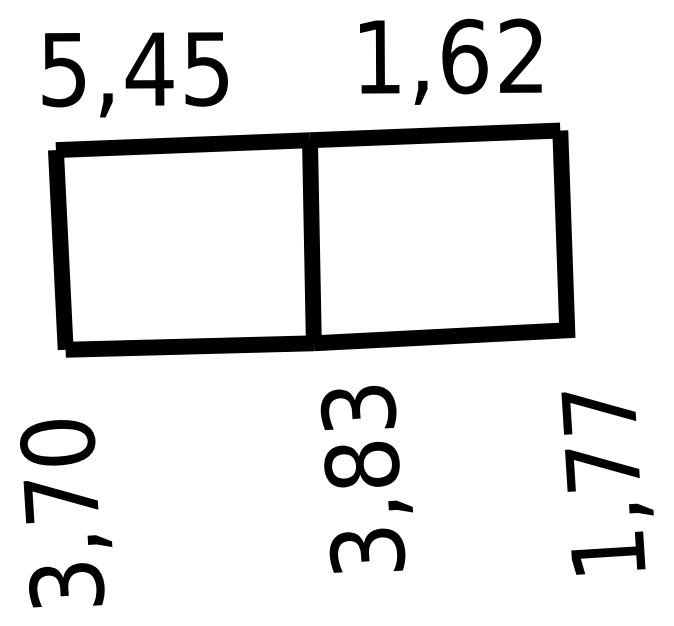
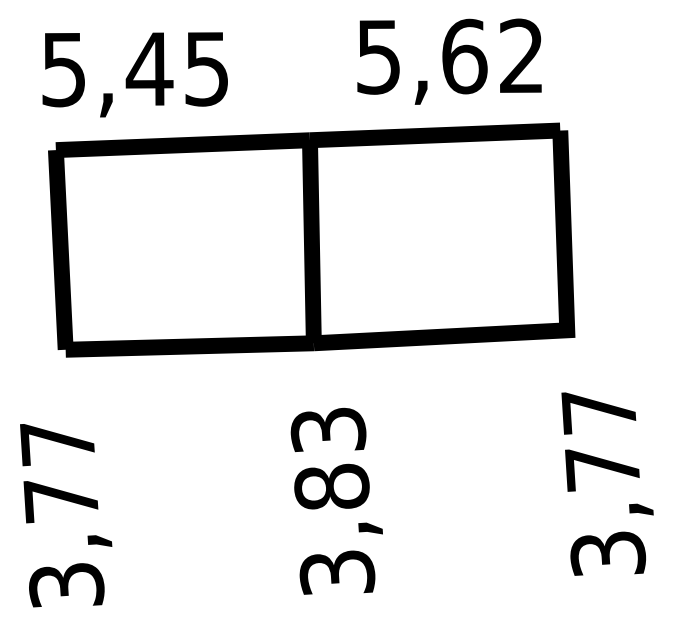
text: 1,62 -> 5,62 (378, 57)
text: 3,70 -> 3,77 (57, 443)
text position: (366, 478) -> (336, 500) (336, 500)
text: 1,77 -> 3,77 (608, 553)
